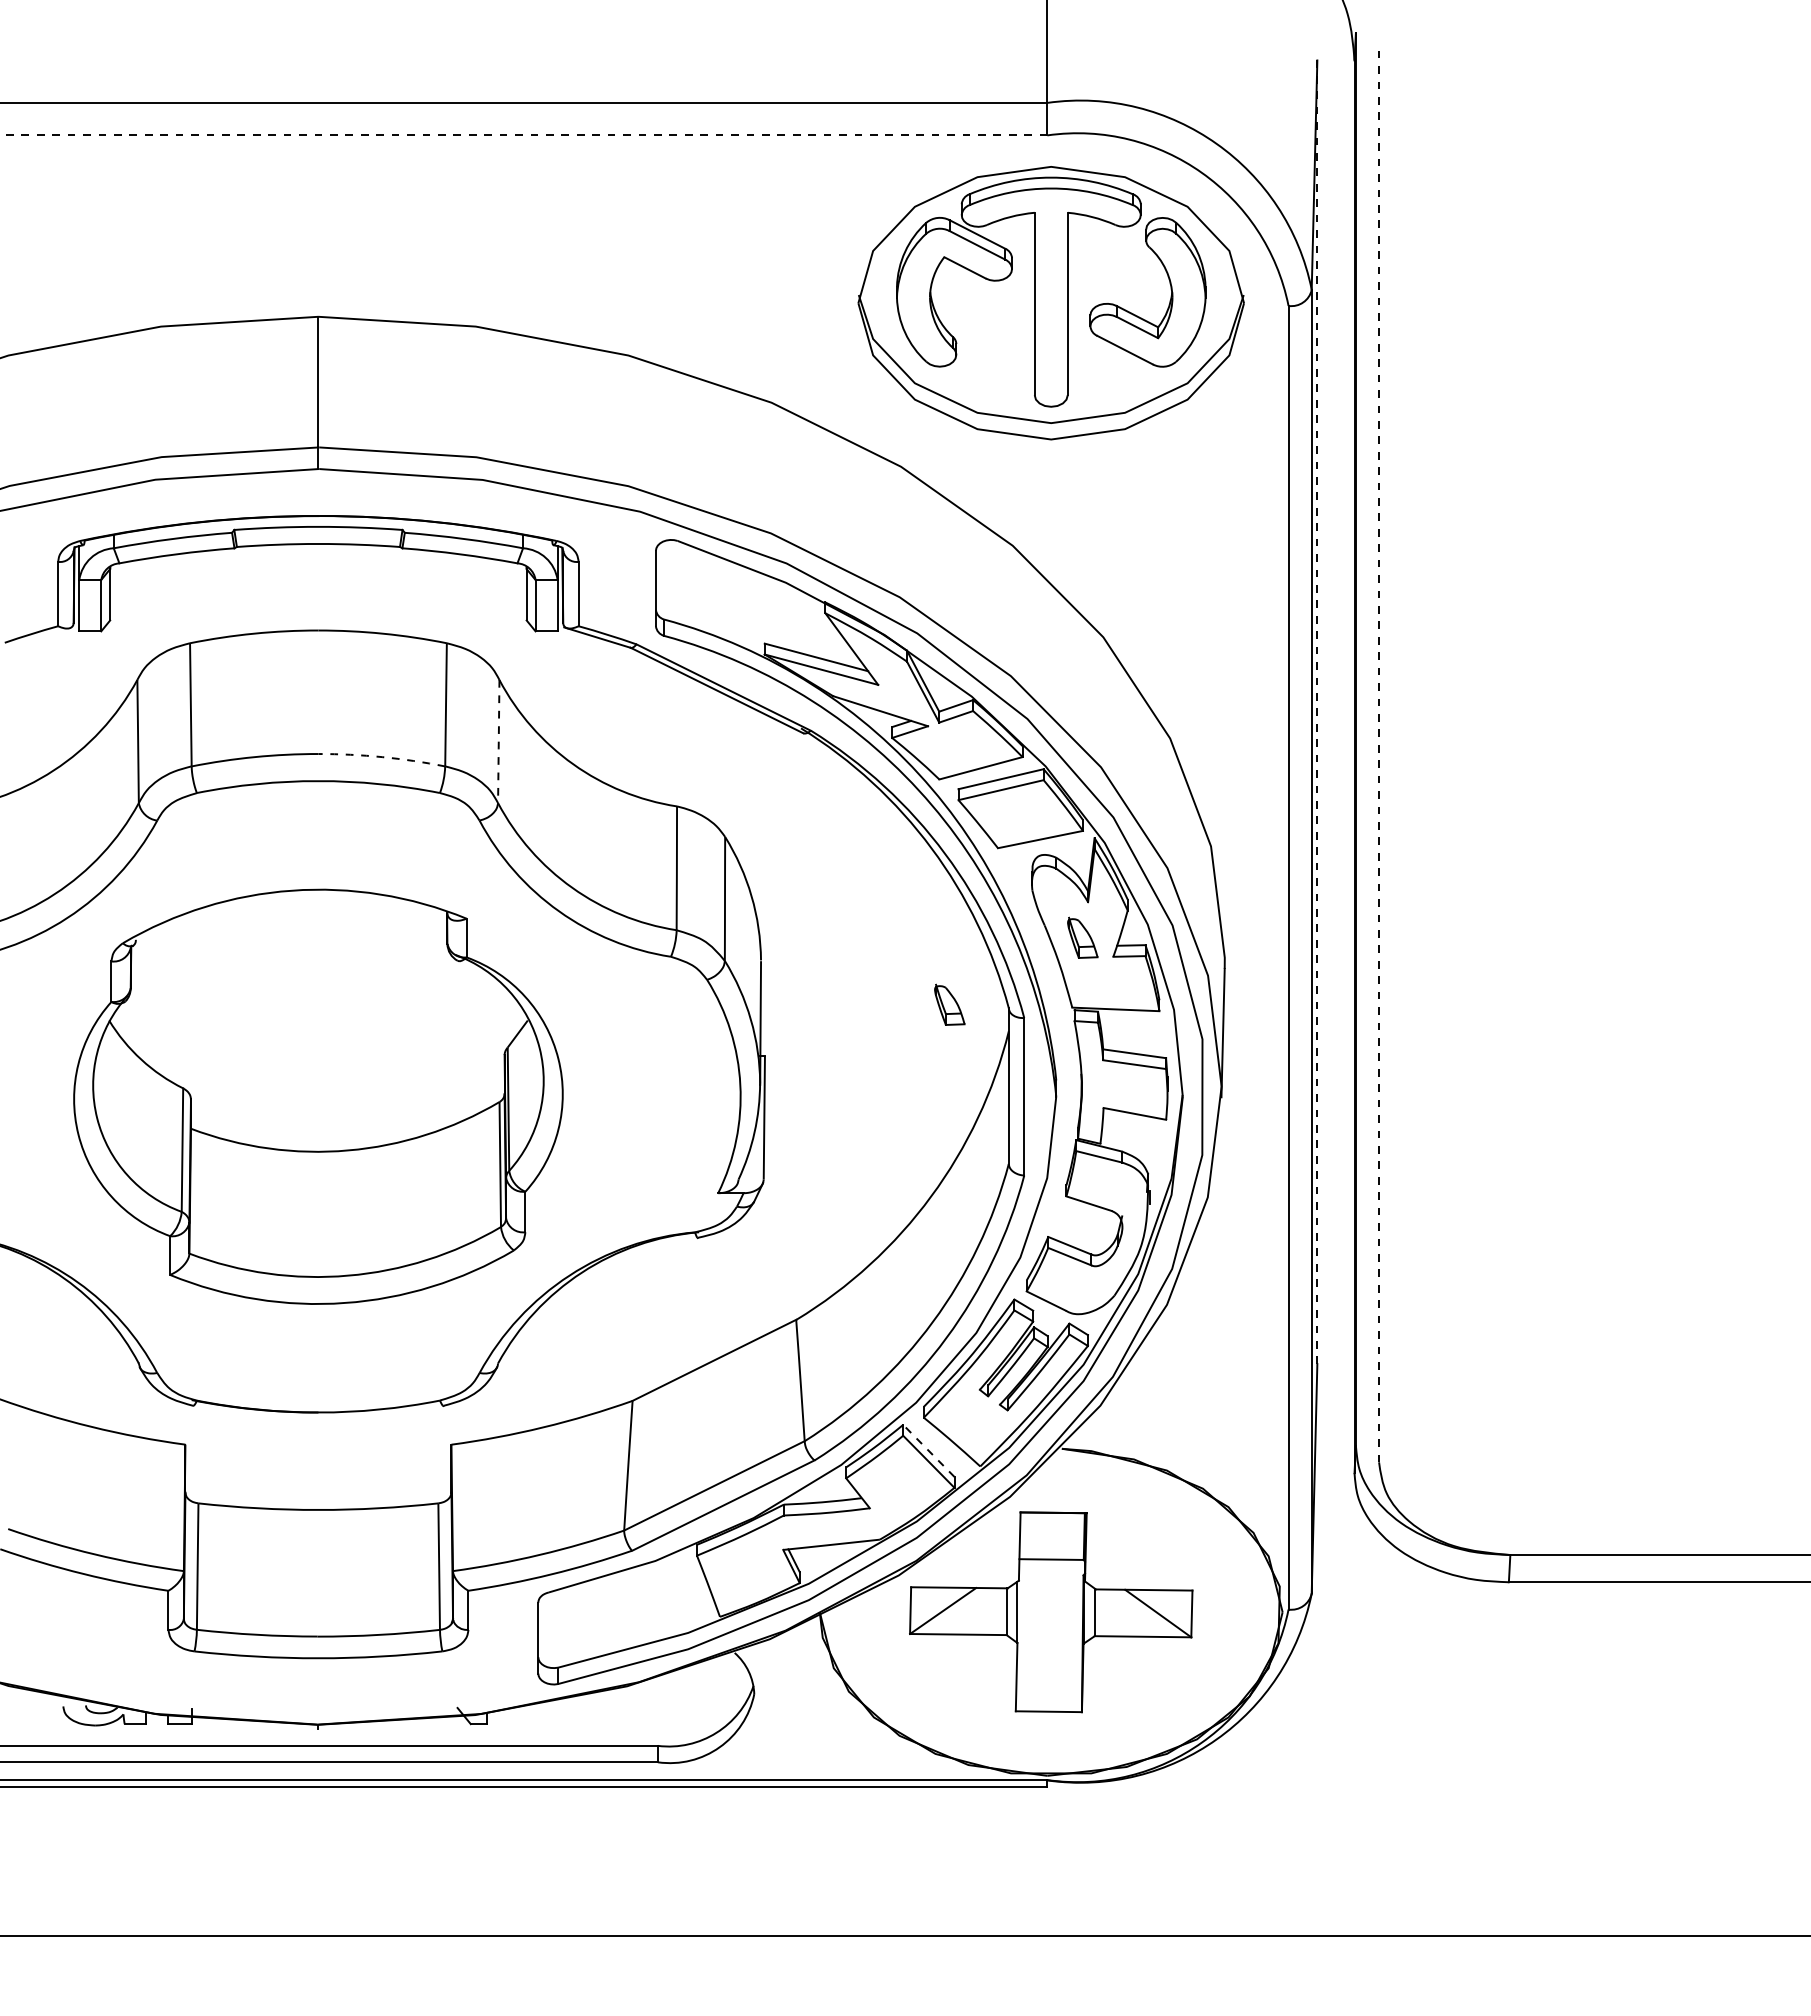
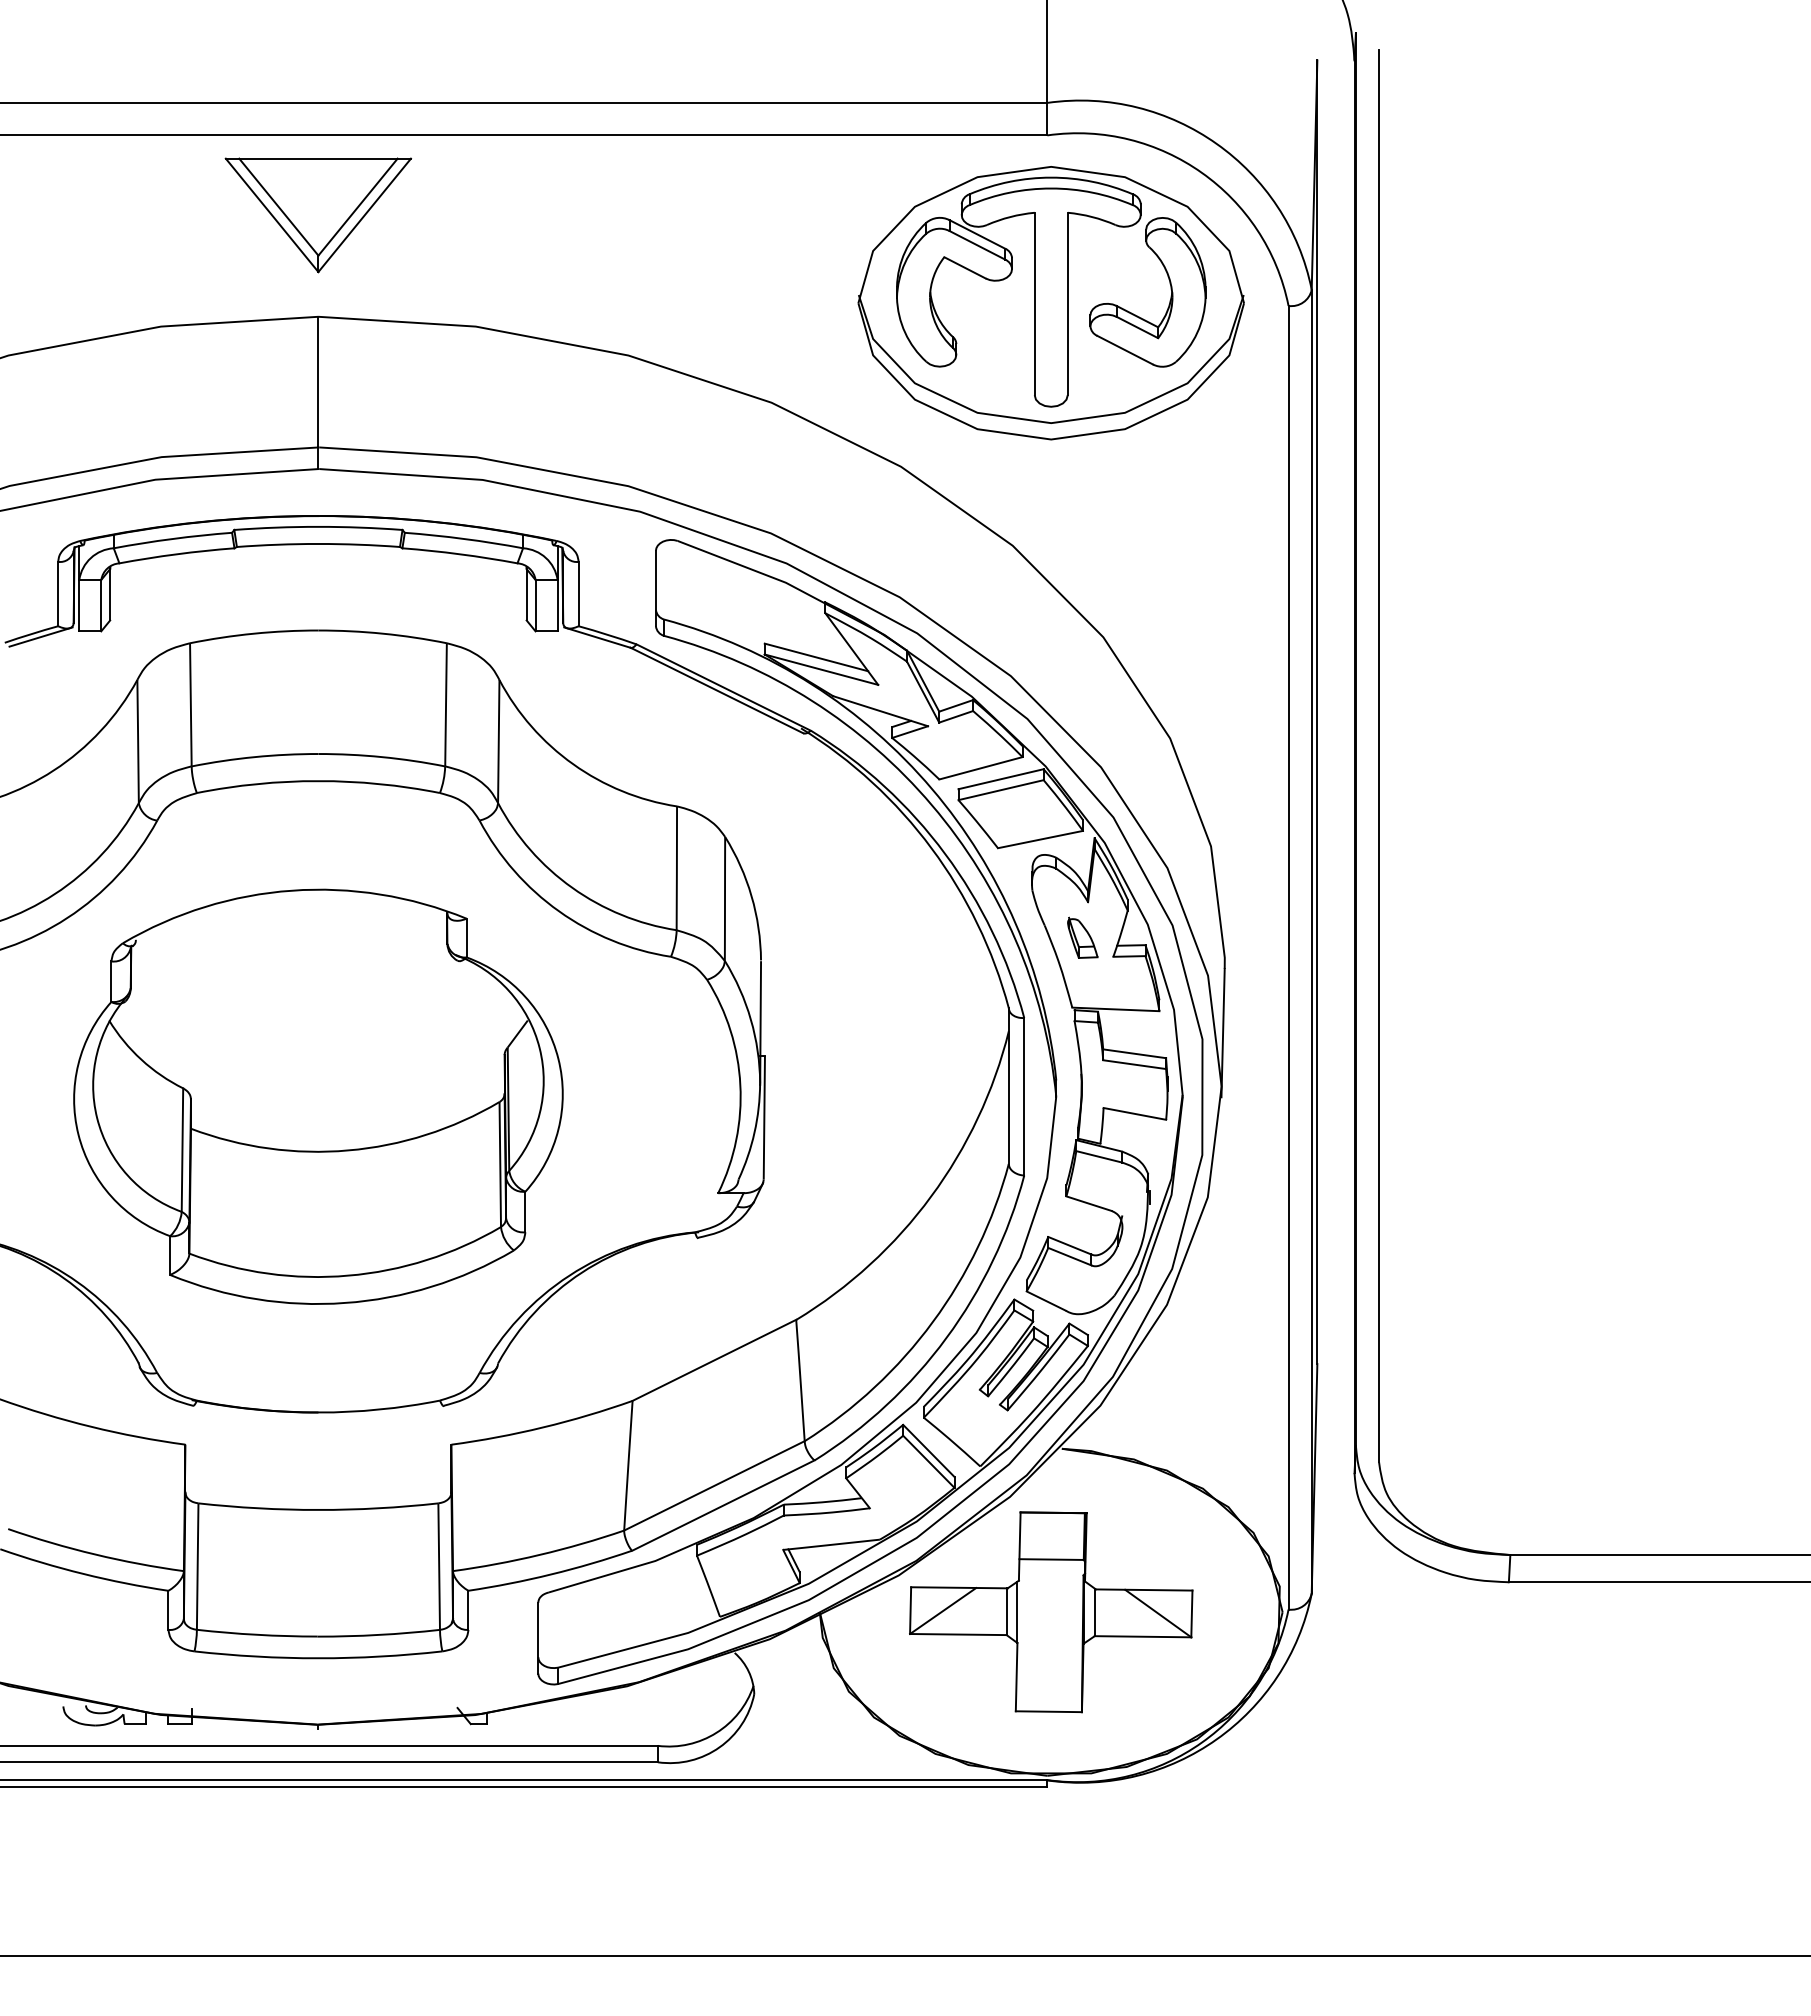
line: dashed -> solid (523, 135)
part: none -> present (318, 215)
line: none -> present (40, 636)
line: dashed -> solid (1317, 712)
line: dashed -> solid (498, 742)
line: dashed -> solid (1379, 755)
arc: dashed -> solid (382, 757)
part: present -> none (949, 1004)
line: dashed -> solid (928, 1450)
line position: (904, 1935) -> (904, 1955) (904, 1955)
